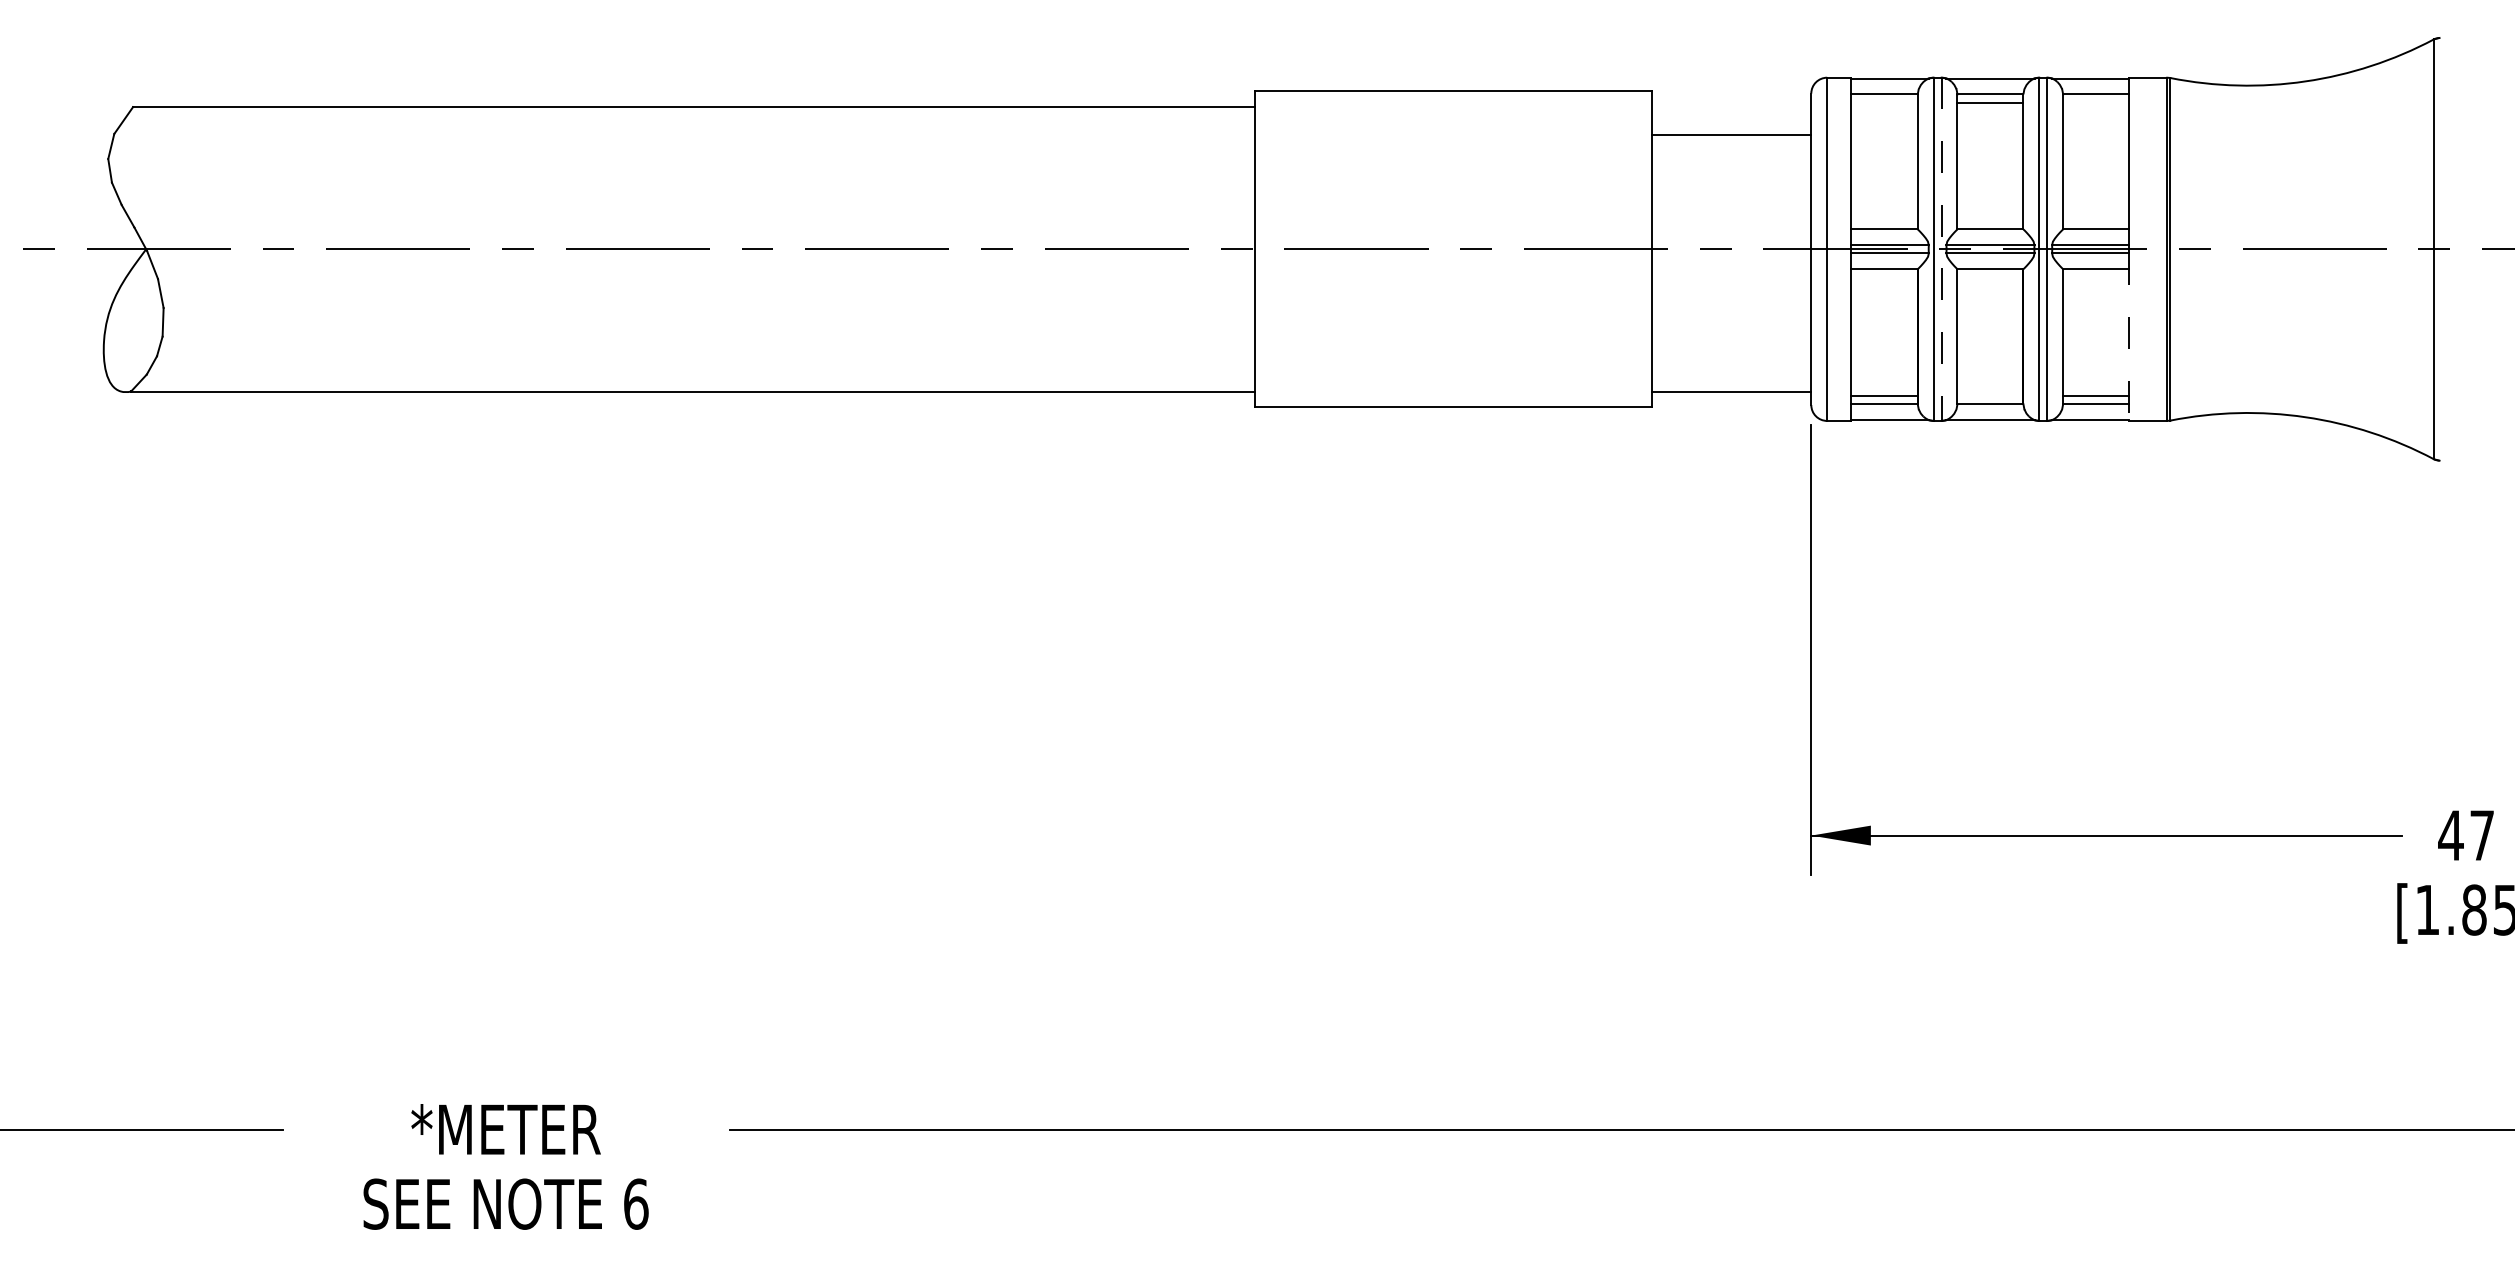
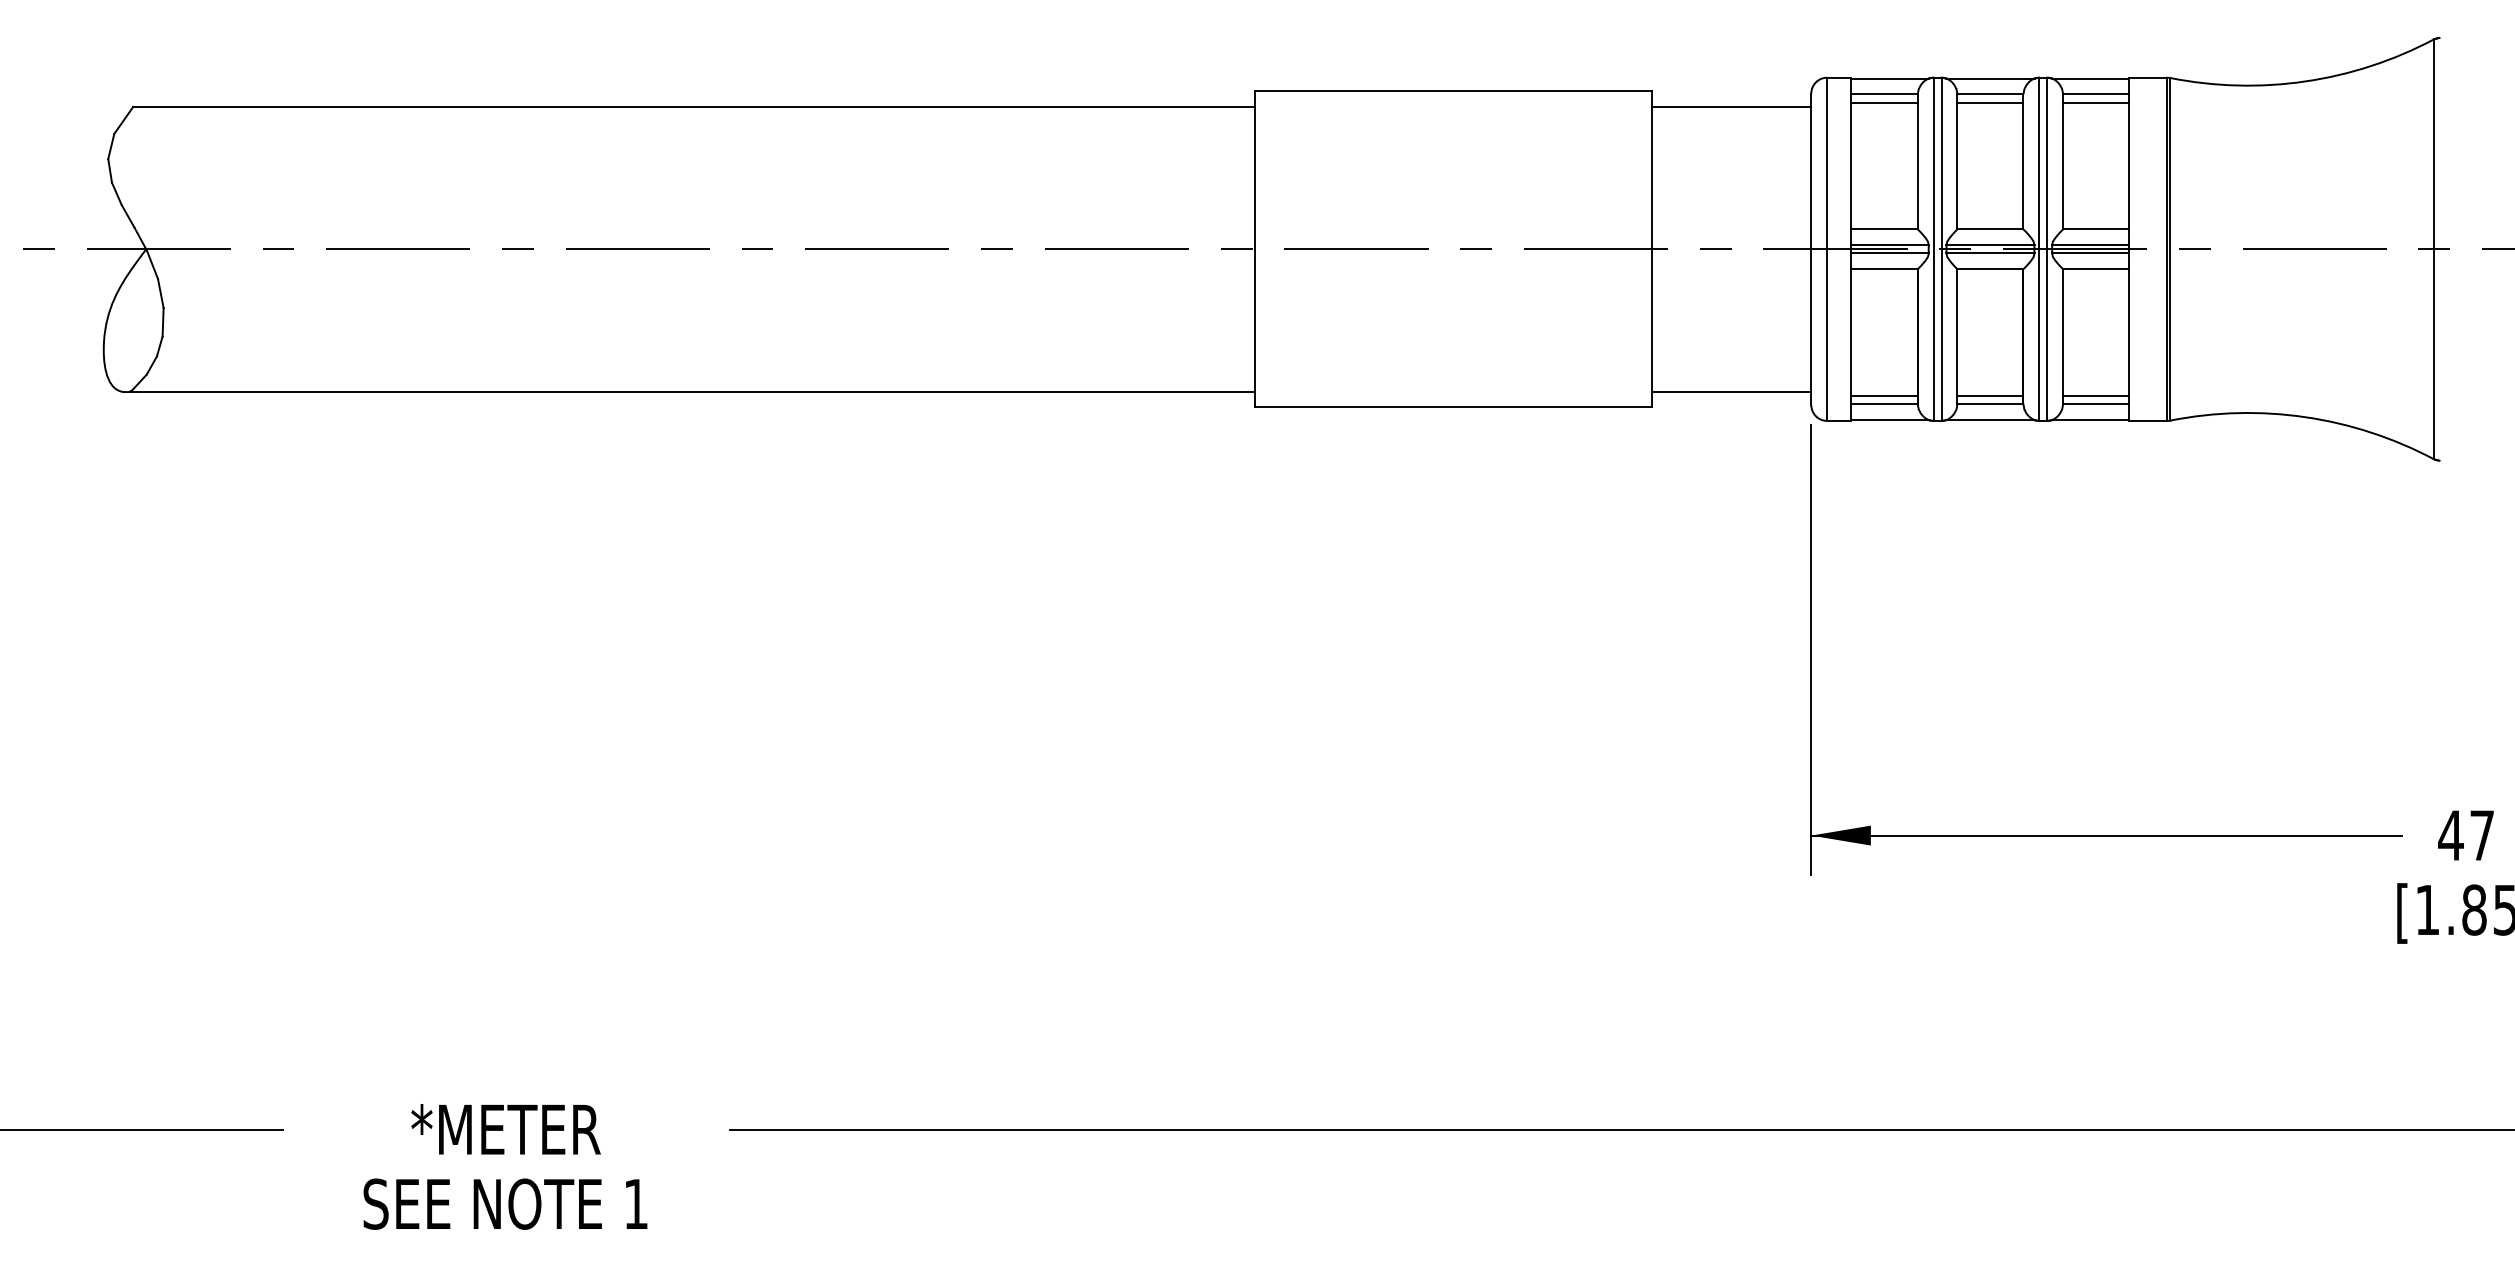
line: none -> present (1884, 102)
line: none -> present (2096, 102)
line position: (1731, 135) -> (1731, 107) (1731, 107)
line: dashed -> solid (1941, 249)
line: dashed -> solid (2129, 337)
line: none -> present (1990, 395)
text: 6 -> 1 (636, 1203)
